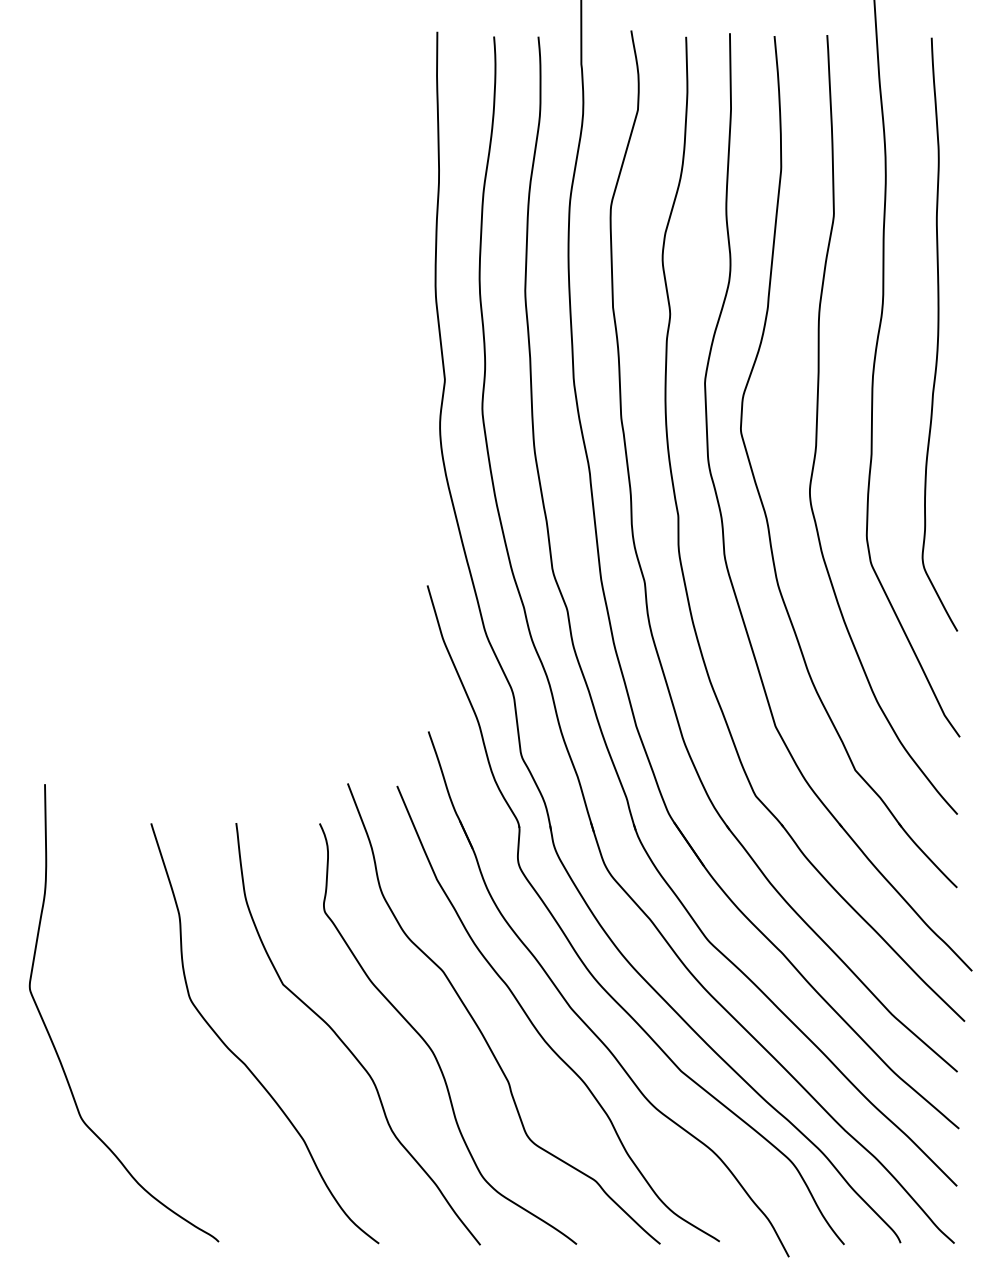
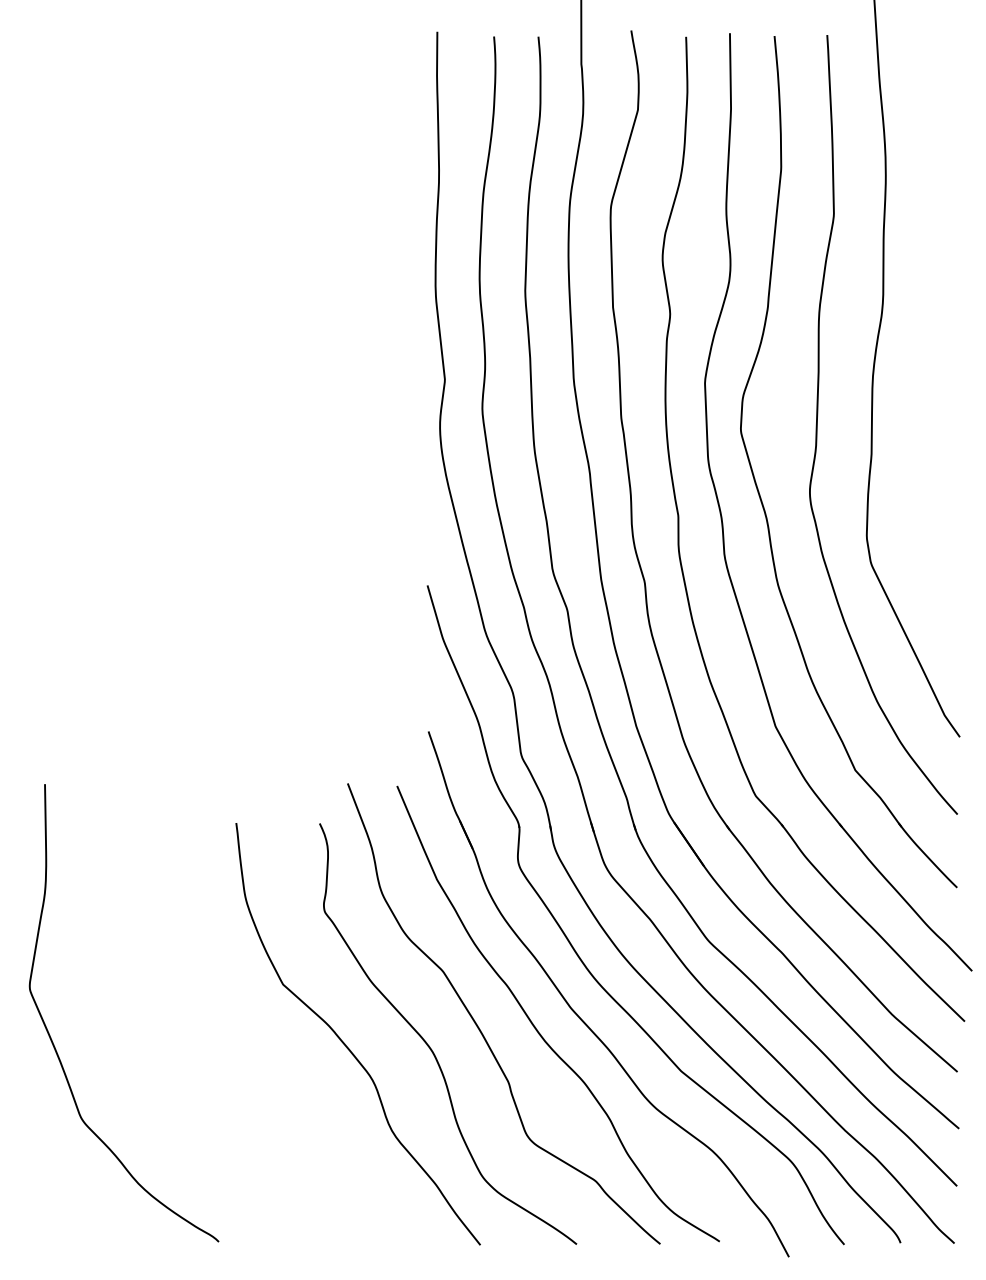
curve: present -> none (939, 334)
curve: present -> none (239, 1057)
